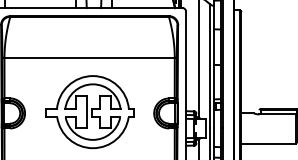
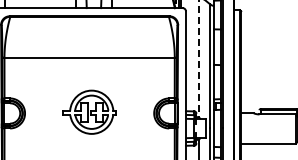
line: solid -> dashed (198, 59)
part size: 90x75 px -> 55x46 px (89, 111)
